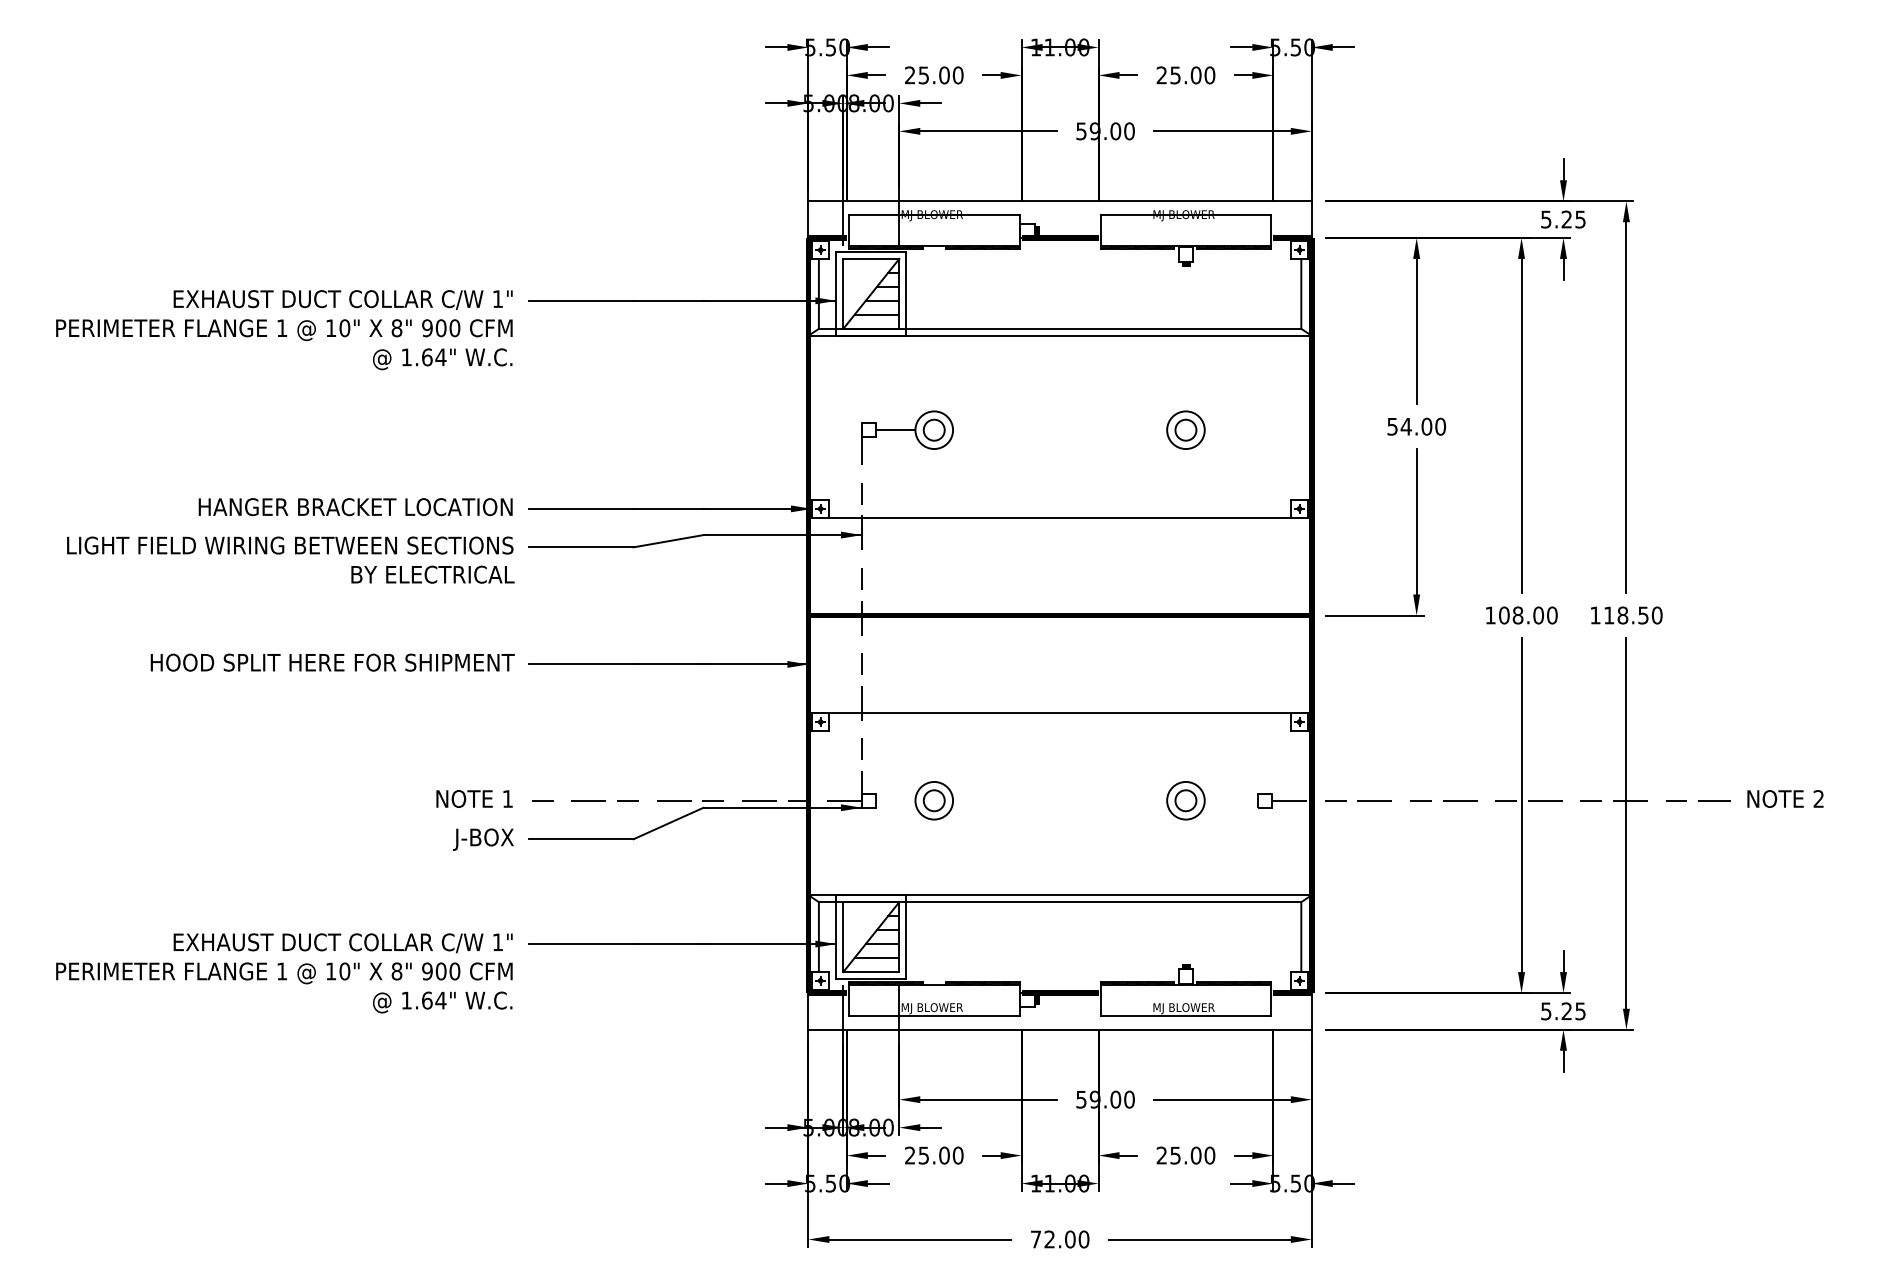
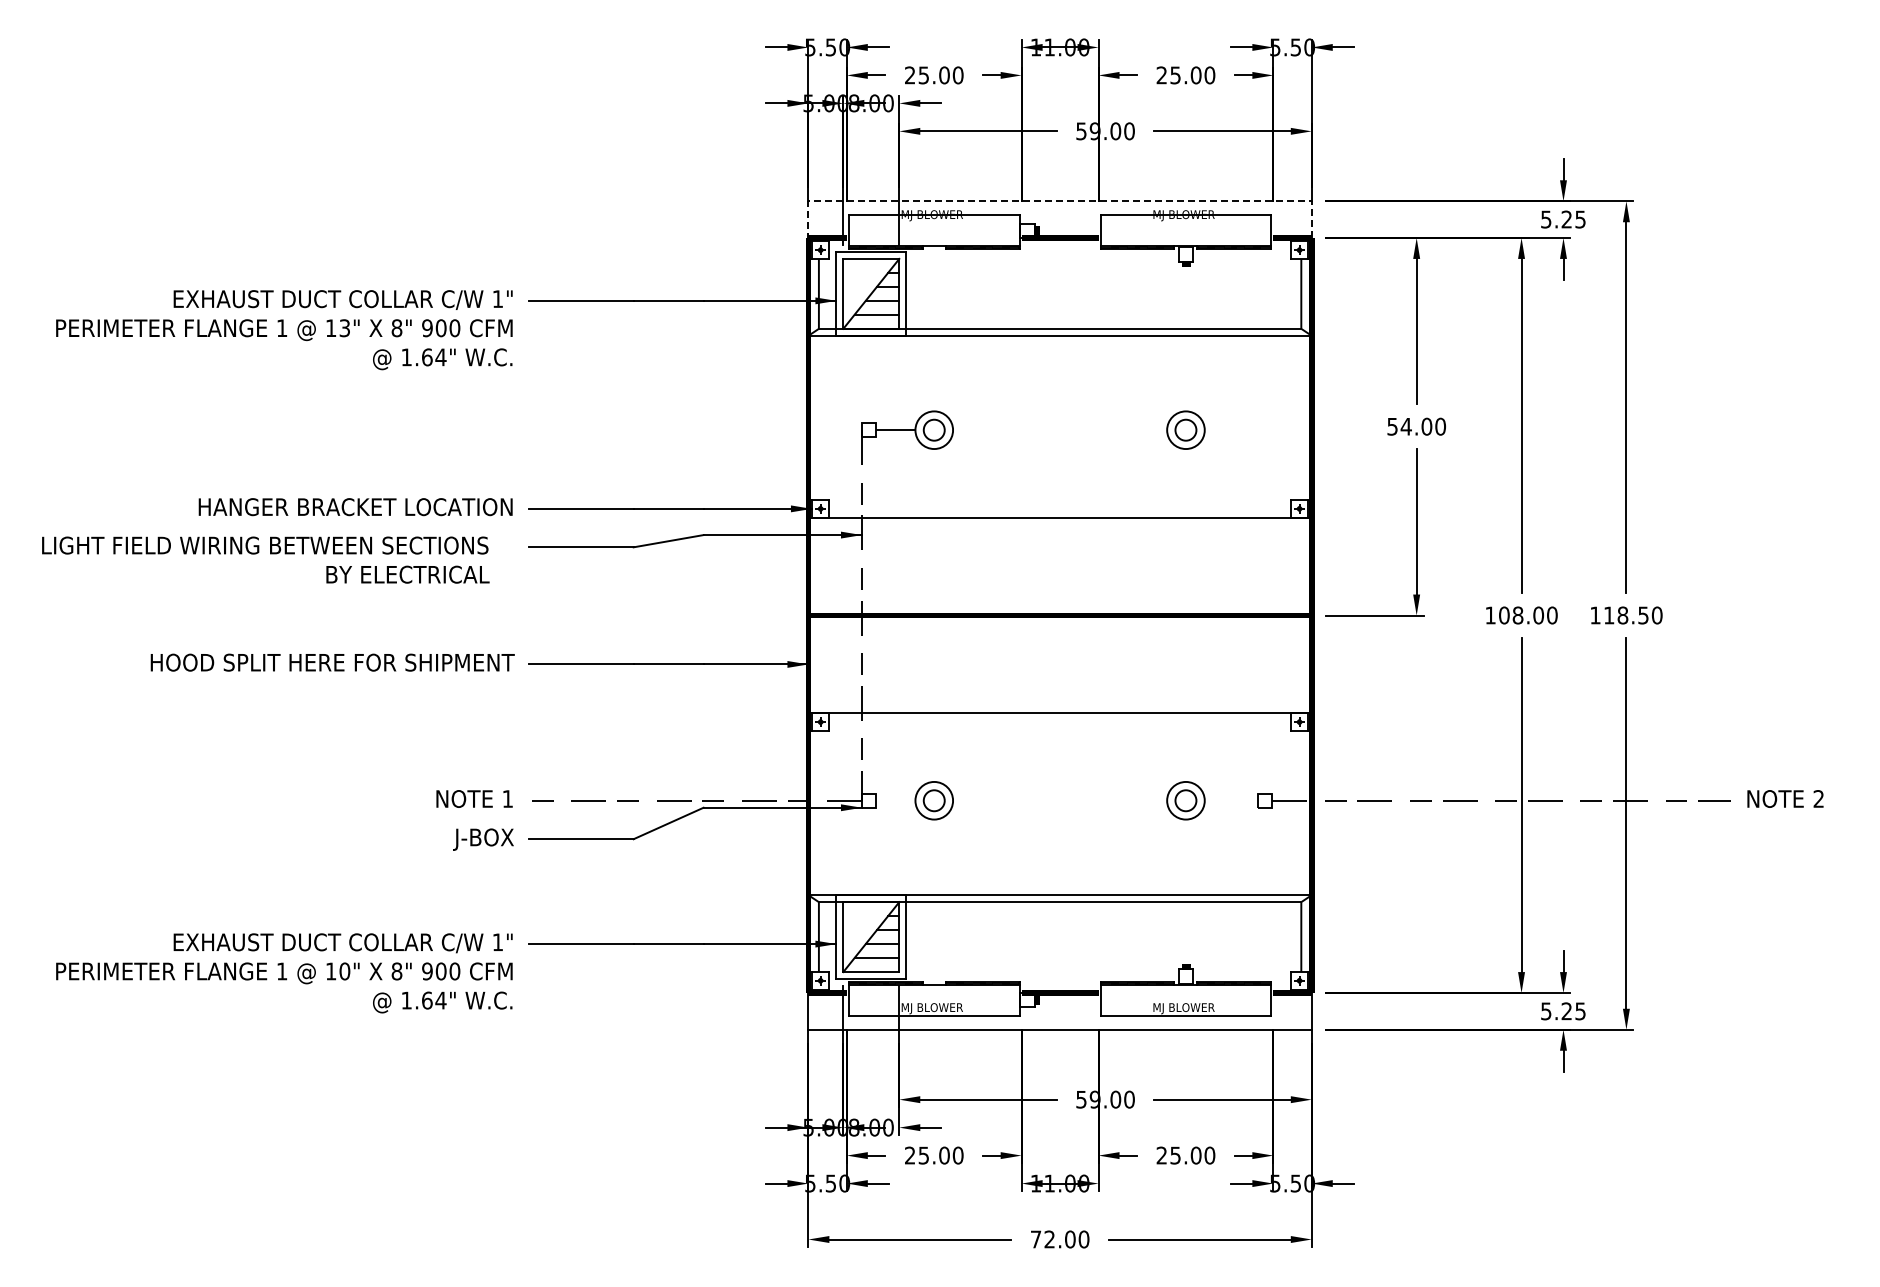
line: solid -> dashed (1060, 201)
text: 10" -> 13" (344, 328)
text position: (290, 559) -> (265, 559) (265, 559)
